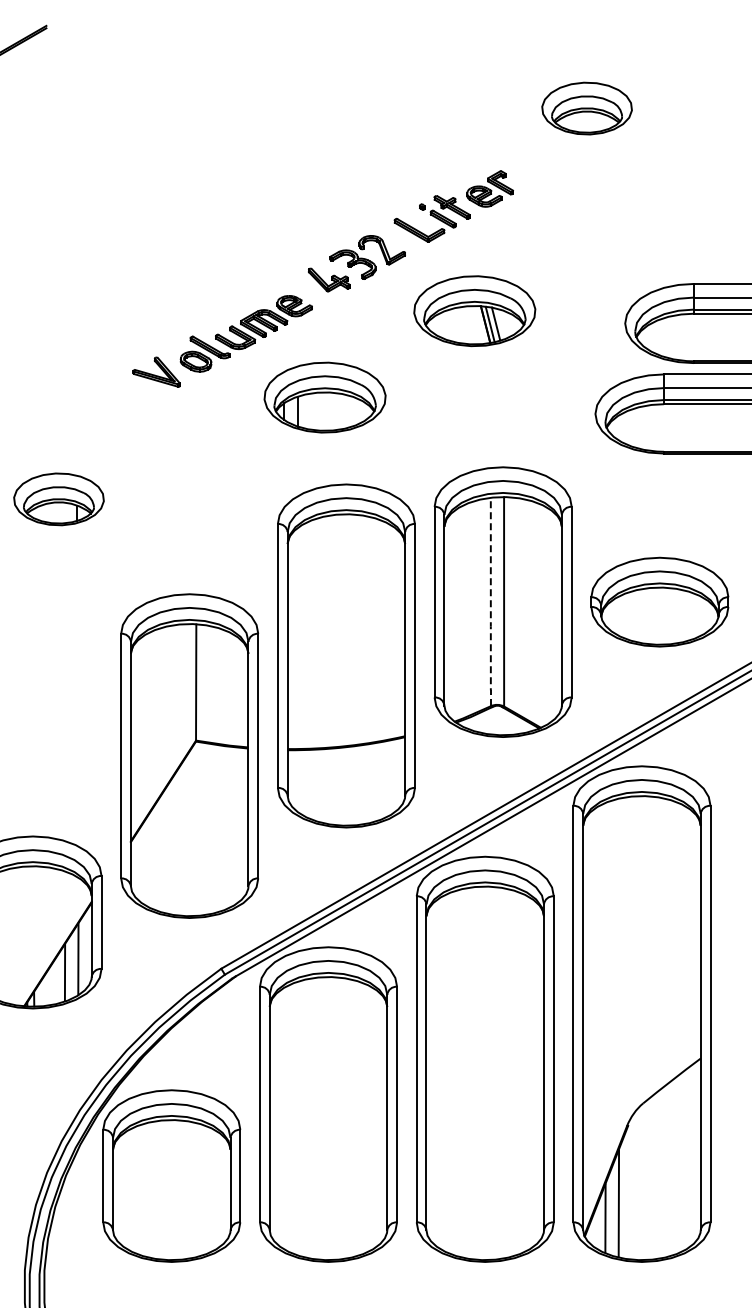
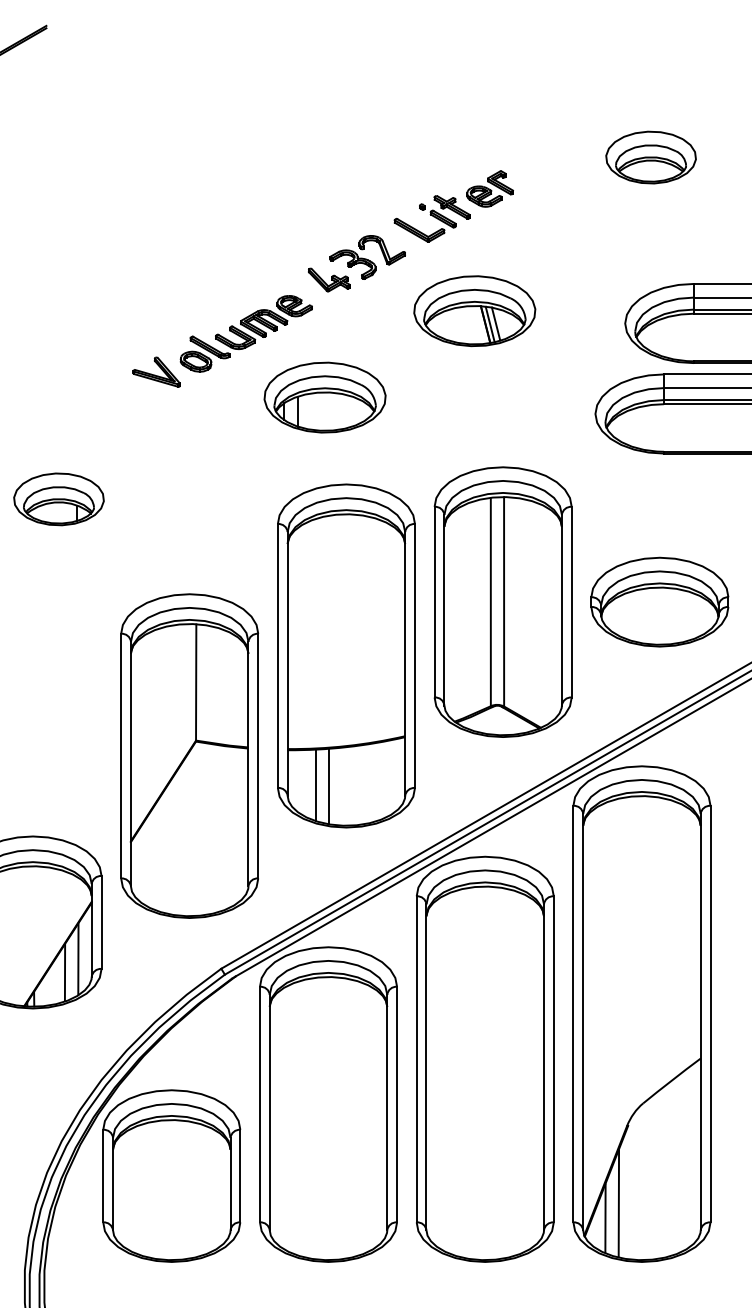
part position: (586, 108) -> (650, 157) (650, 157)
line: dashed -> solid (490, 602)
line: none -> present (316, 785)
line: none -> present (329, 786)
